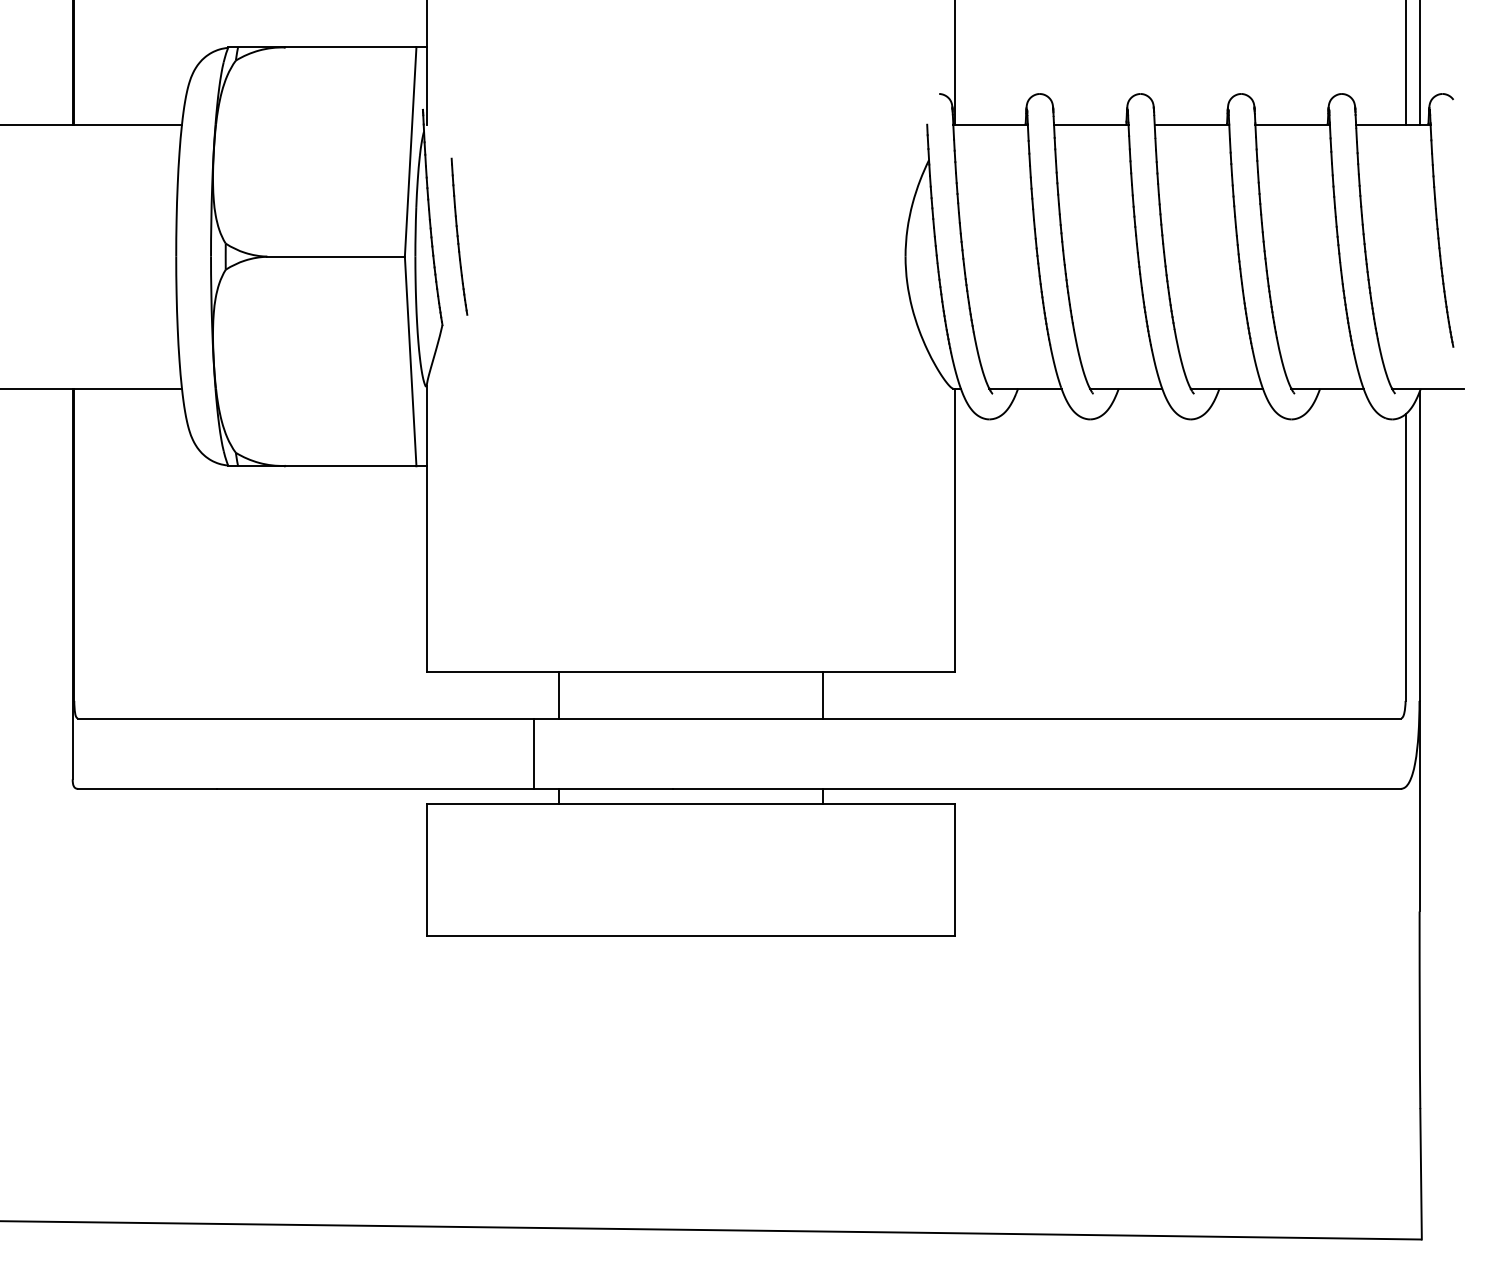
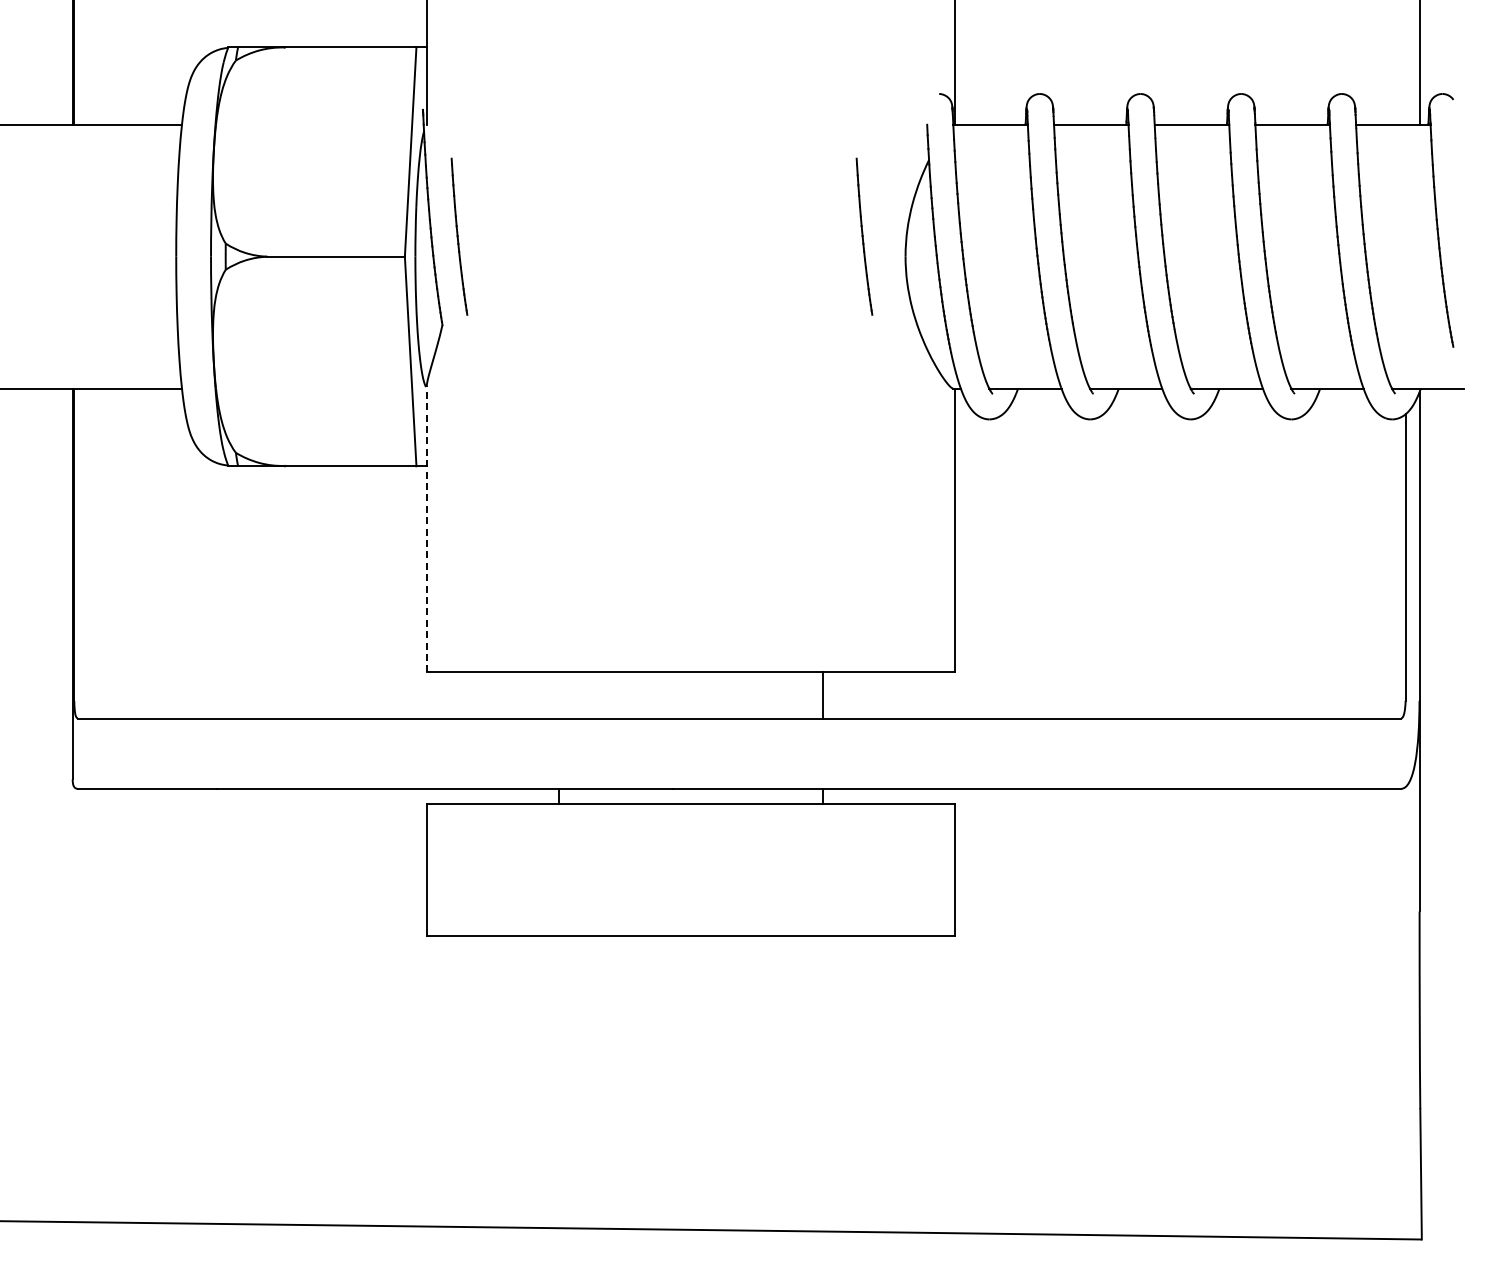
line: present -> none (1405, 63)
part: none -> present (864, 236)
line: solid -> dashed (426, 528)
line: present -> none (558, 695)
line: present -> none (534, 753)
